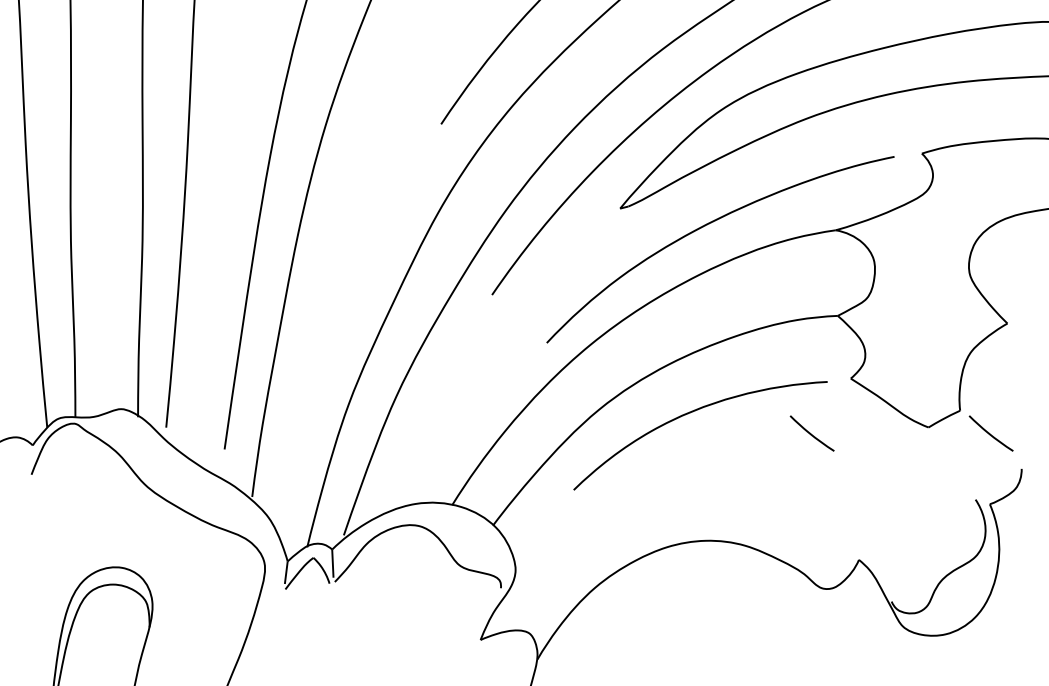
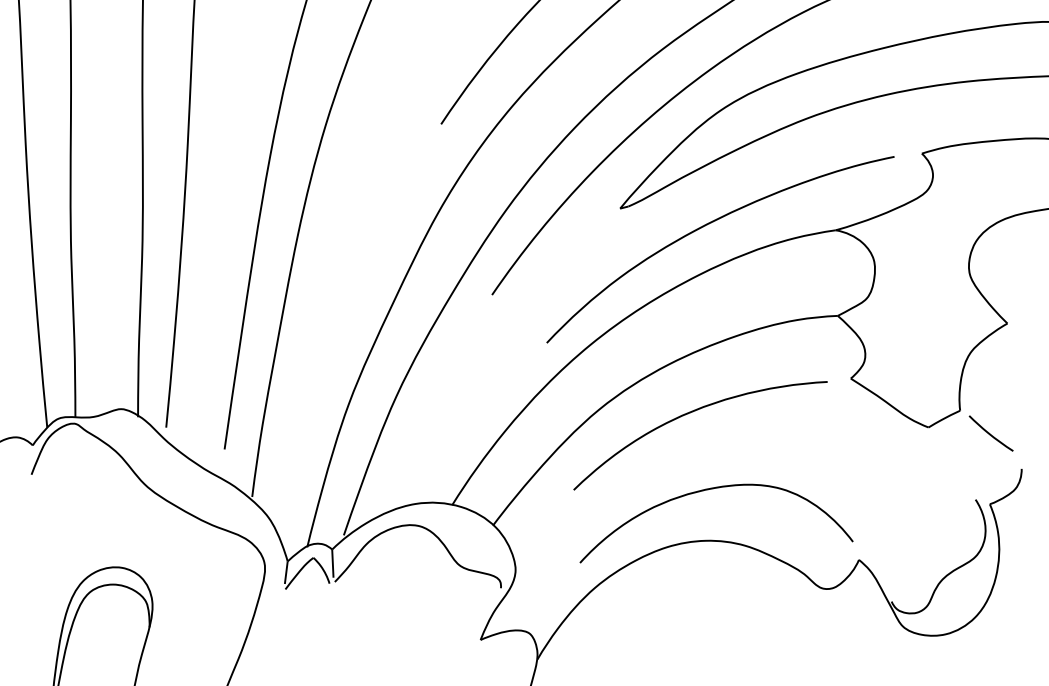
curve: present -> none (811, 433)
curve: none -> present (708, 490)
